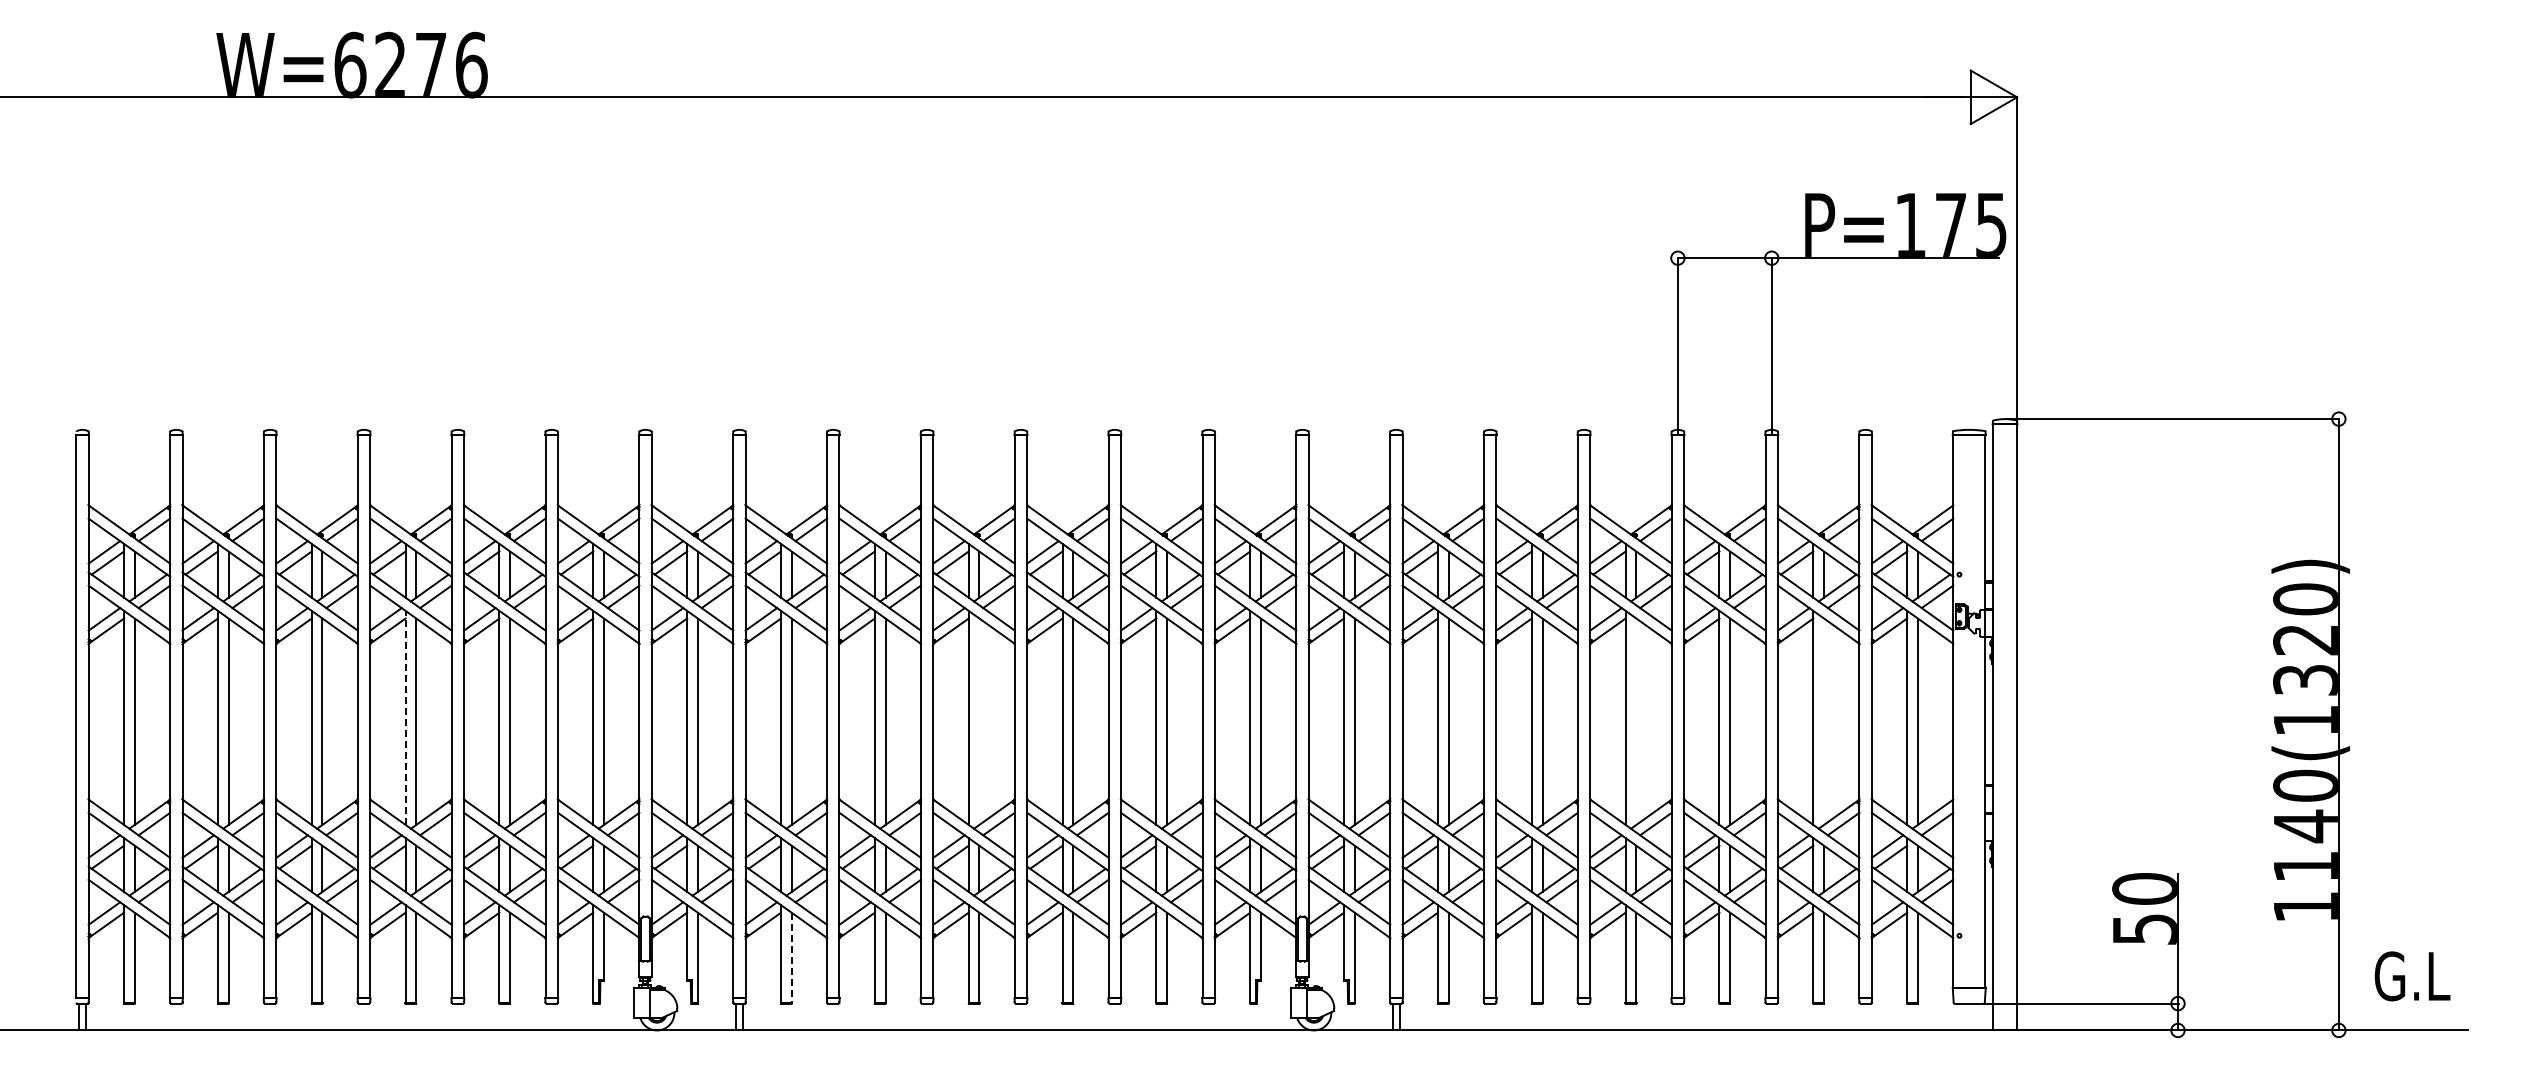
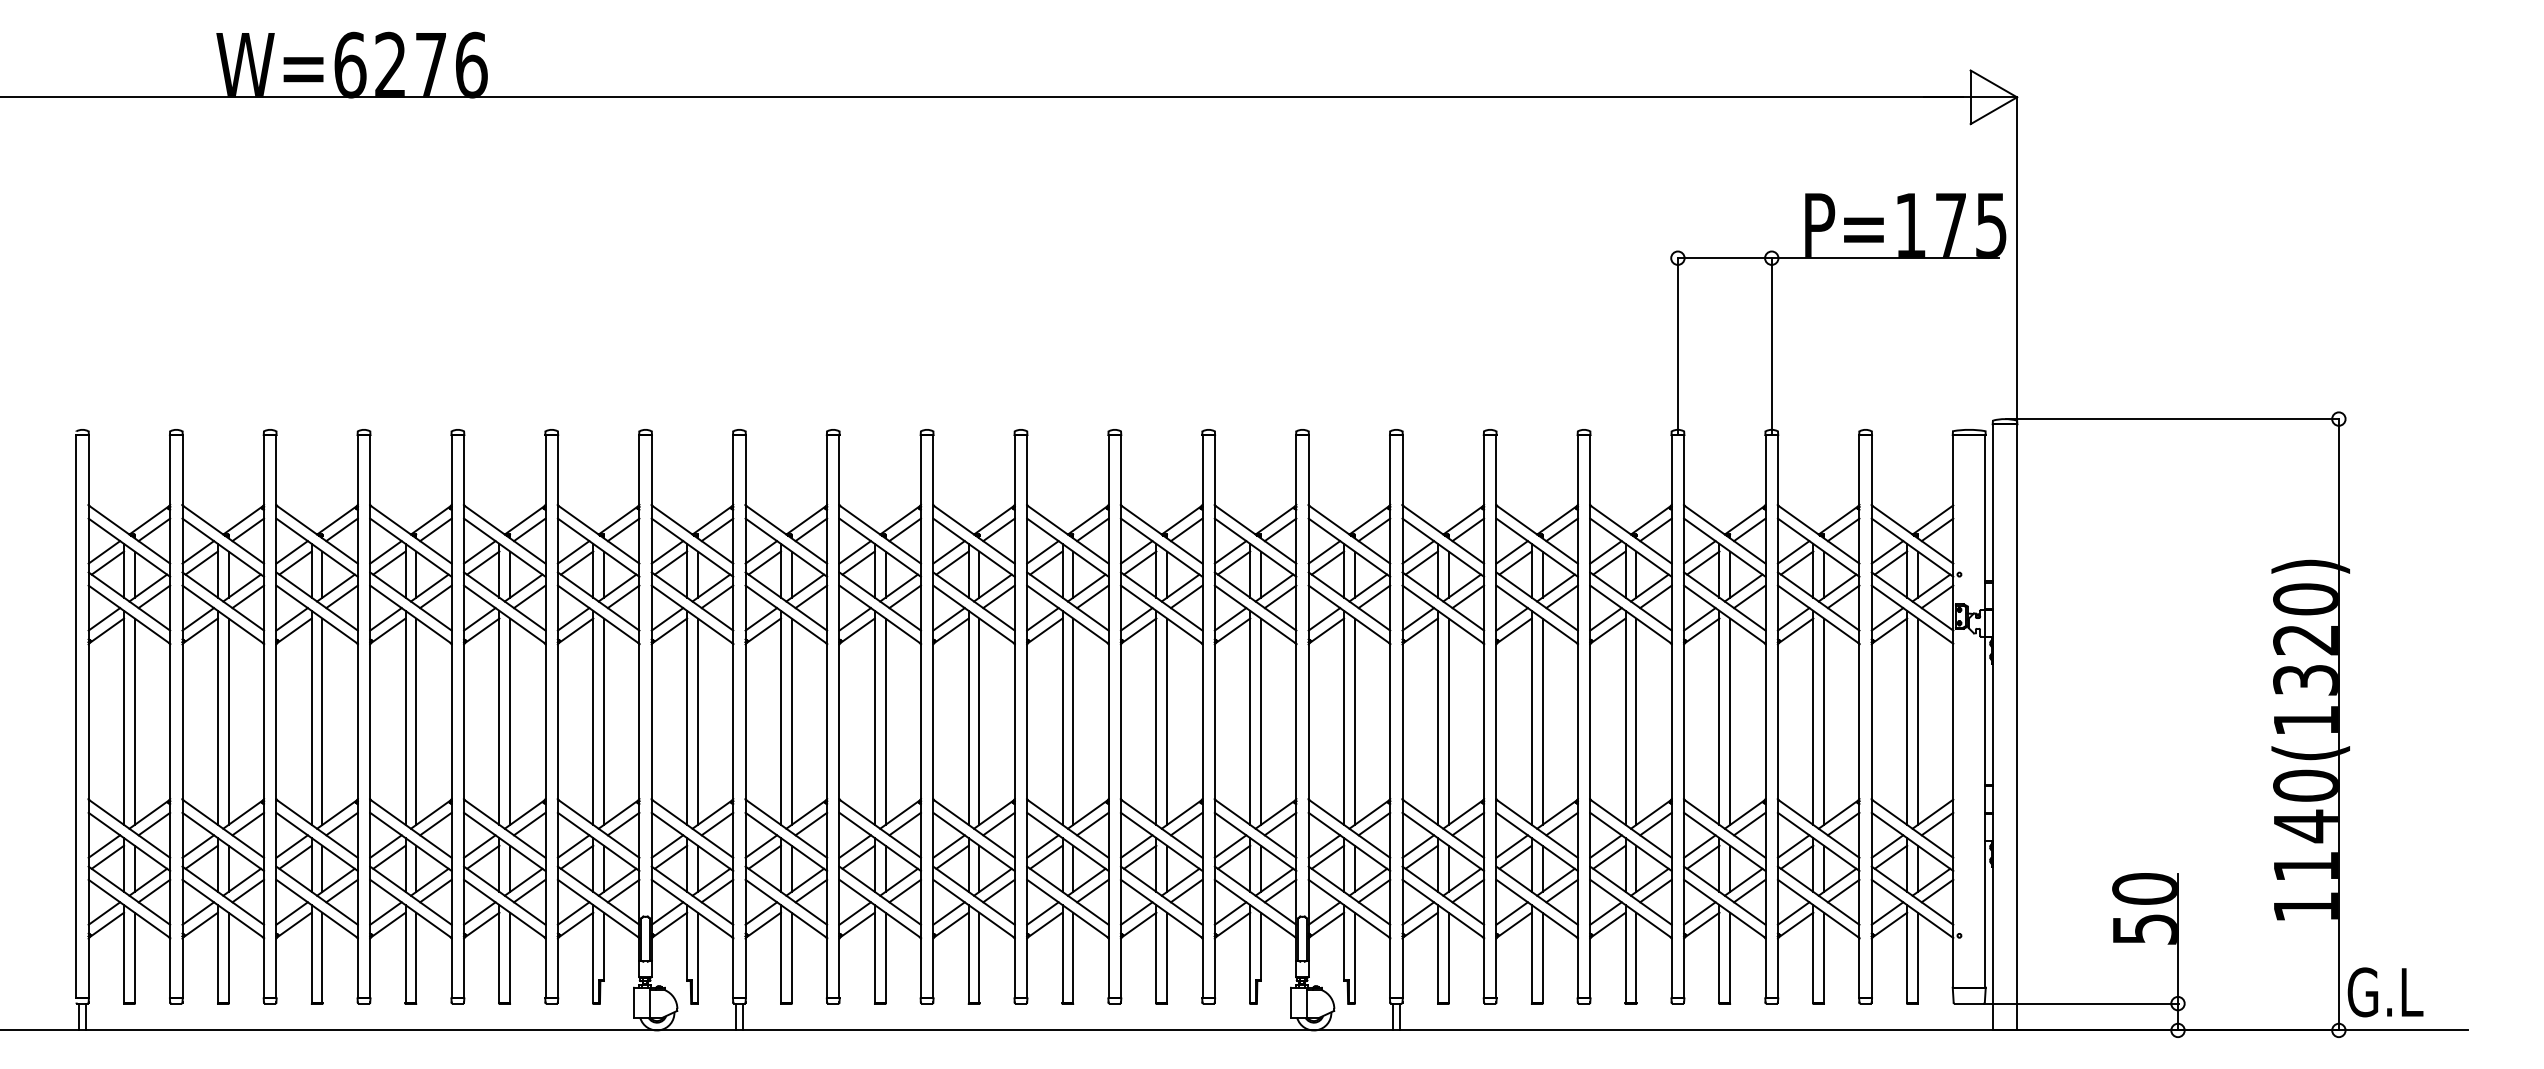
line: dashed -> solid (405, 717)
line: none -> present (979, 721)
line: none -> present (1636, 721)
line: none -> present (1824, 721)
line: dashed -> solid (791, 957)
text position: (2412, 976) -> (2385, 992) (2385, 992)
